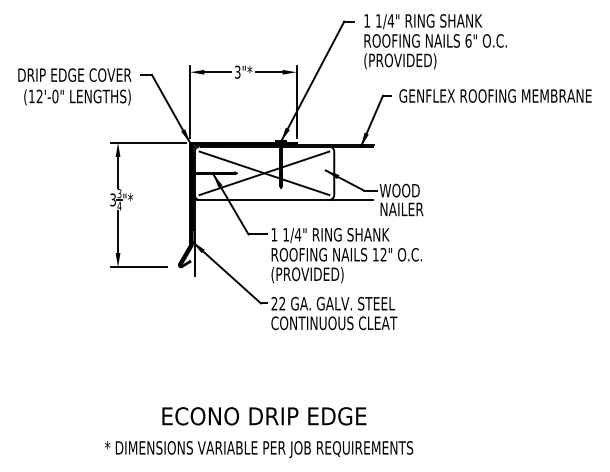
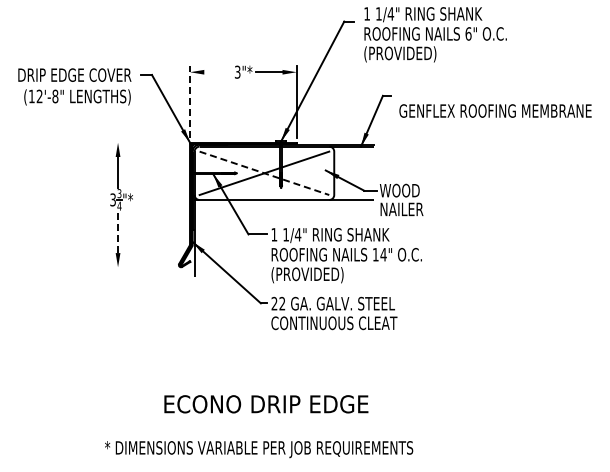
text position: (435, 41) -> (435, 34) (435, 34)
line: present -> none (217, 72)
text position: (495, 95) -> (495, 110) (495, 110)
text: (12'-0" -> (12'-8" (55, 96)
line: solid -> dashed (190, 101)
line: present -> none (147, 142)
line: solid -> dashed (264, 173)
line: solid -> dashed (118, 232)
text: 12" -> 14" (383, 254)
line: present -> none (138, 267)
text position: (264, 416) -> (266, 404) (266, 404)
